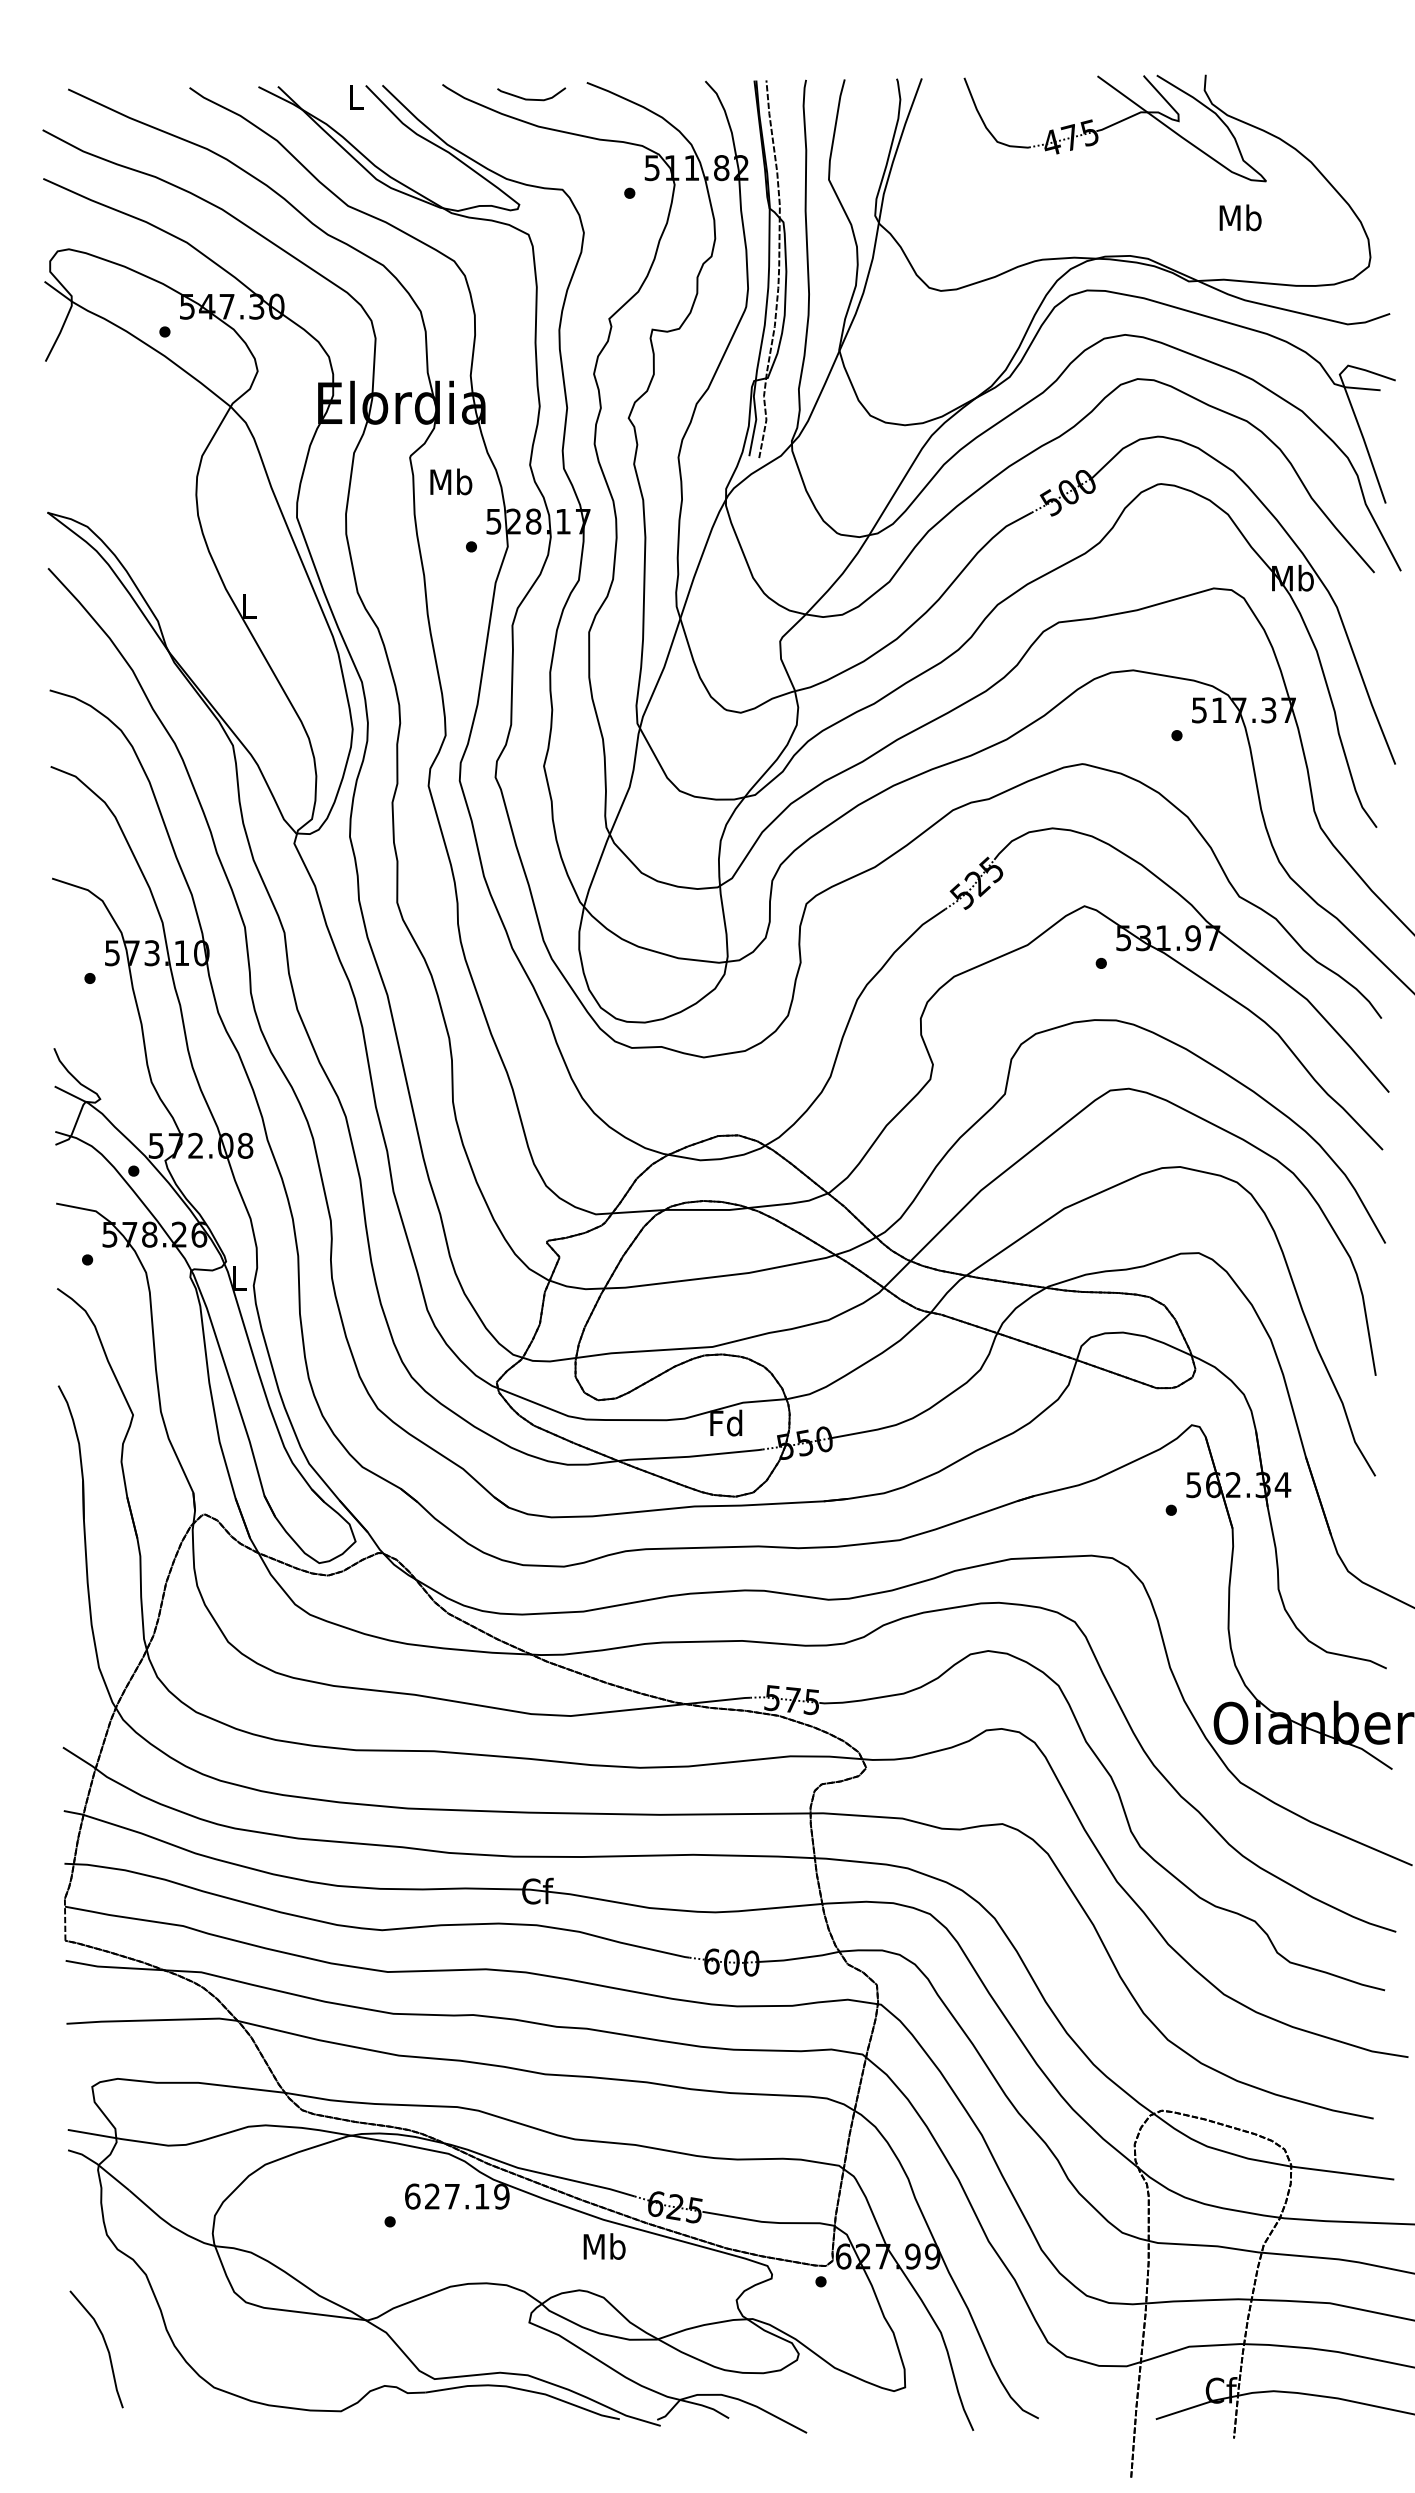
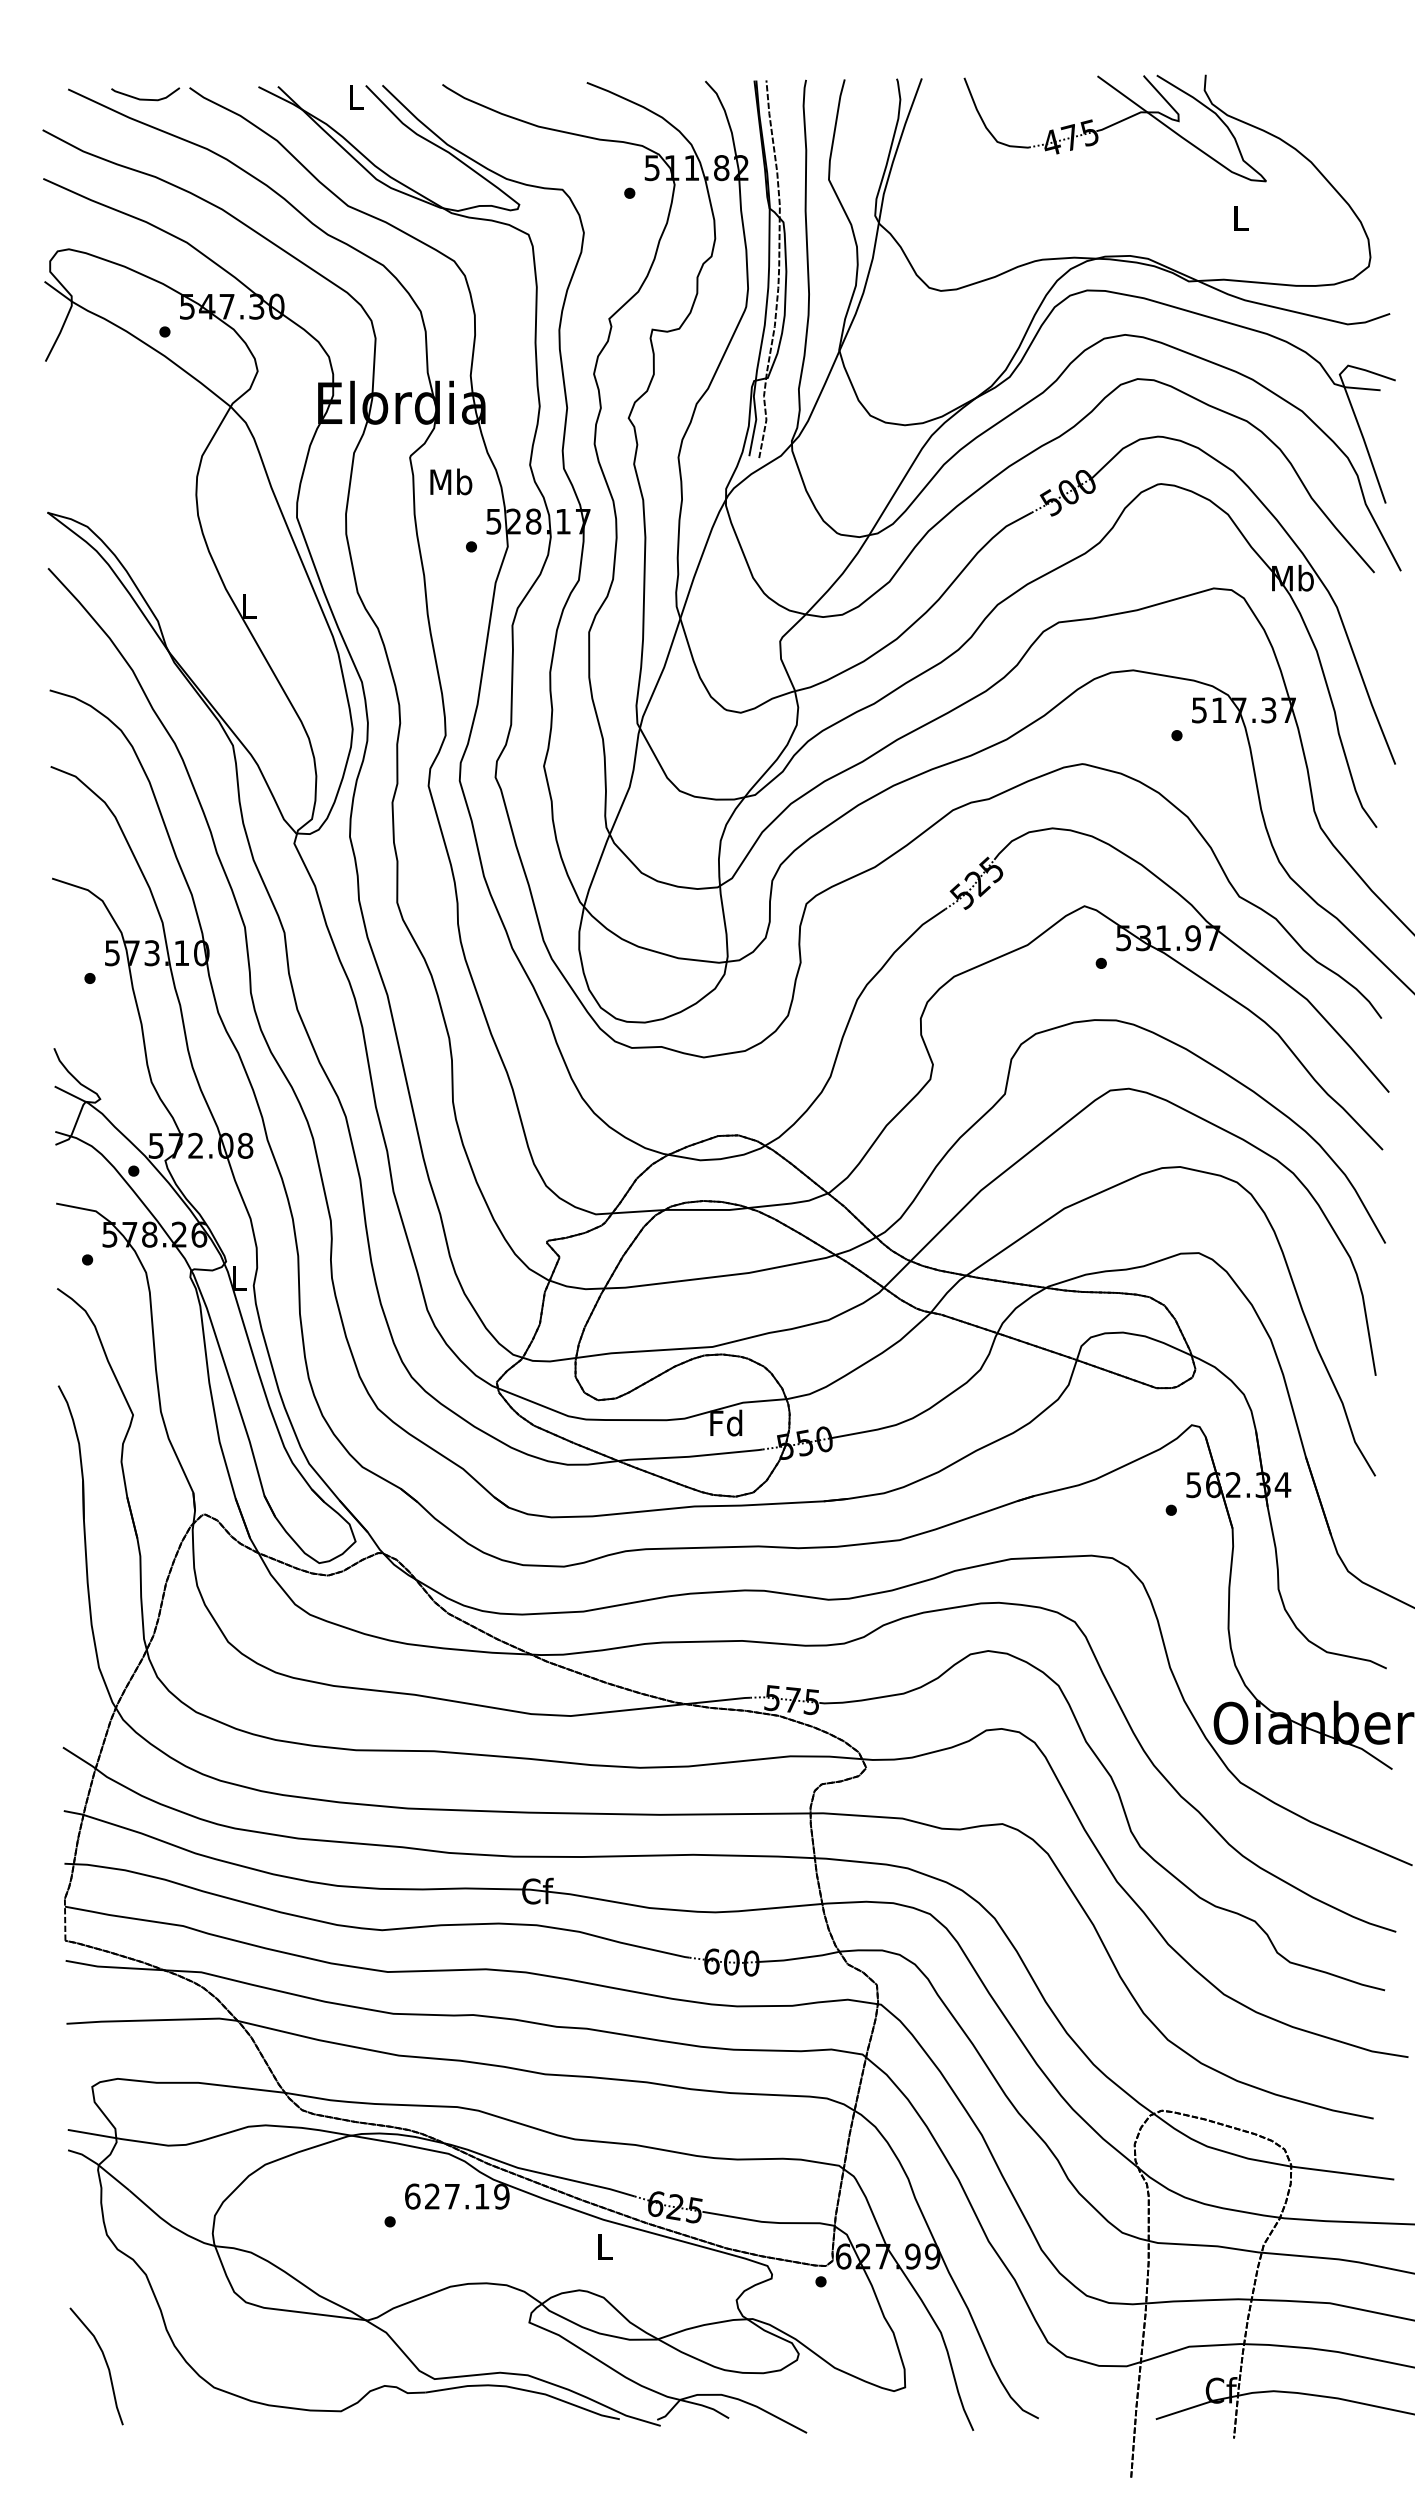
curve position: (531, 98) -> (145, 98) (145, 98)
text: Mb -> L (1240, 217)
text: Mb -> L (604, 2246)
curve position: (105, 2346) -> (105, 2363) (105, 2363)
